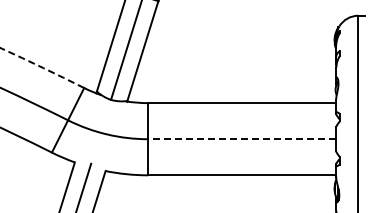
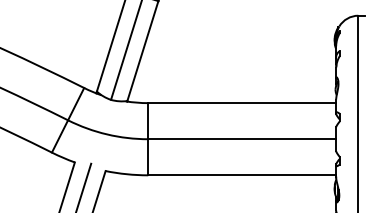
arc: dashed -> solid (42, 67)
line: dashed -> solid (242, 139)
